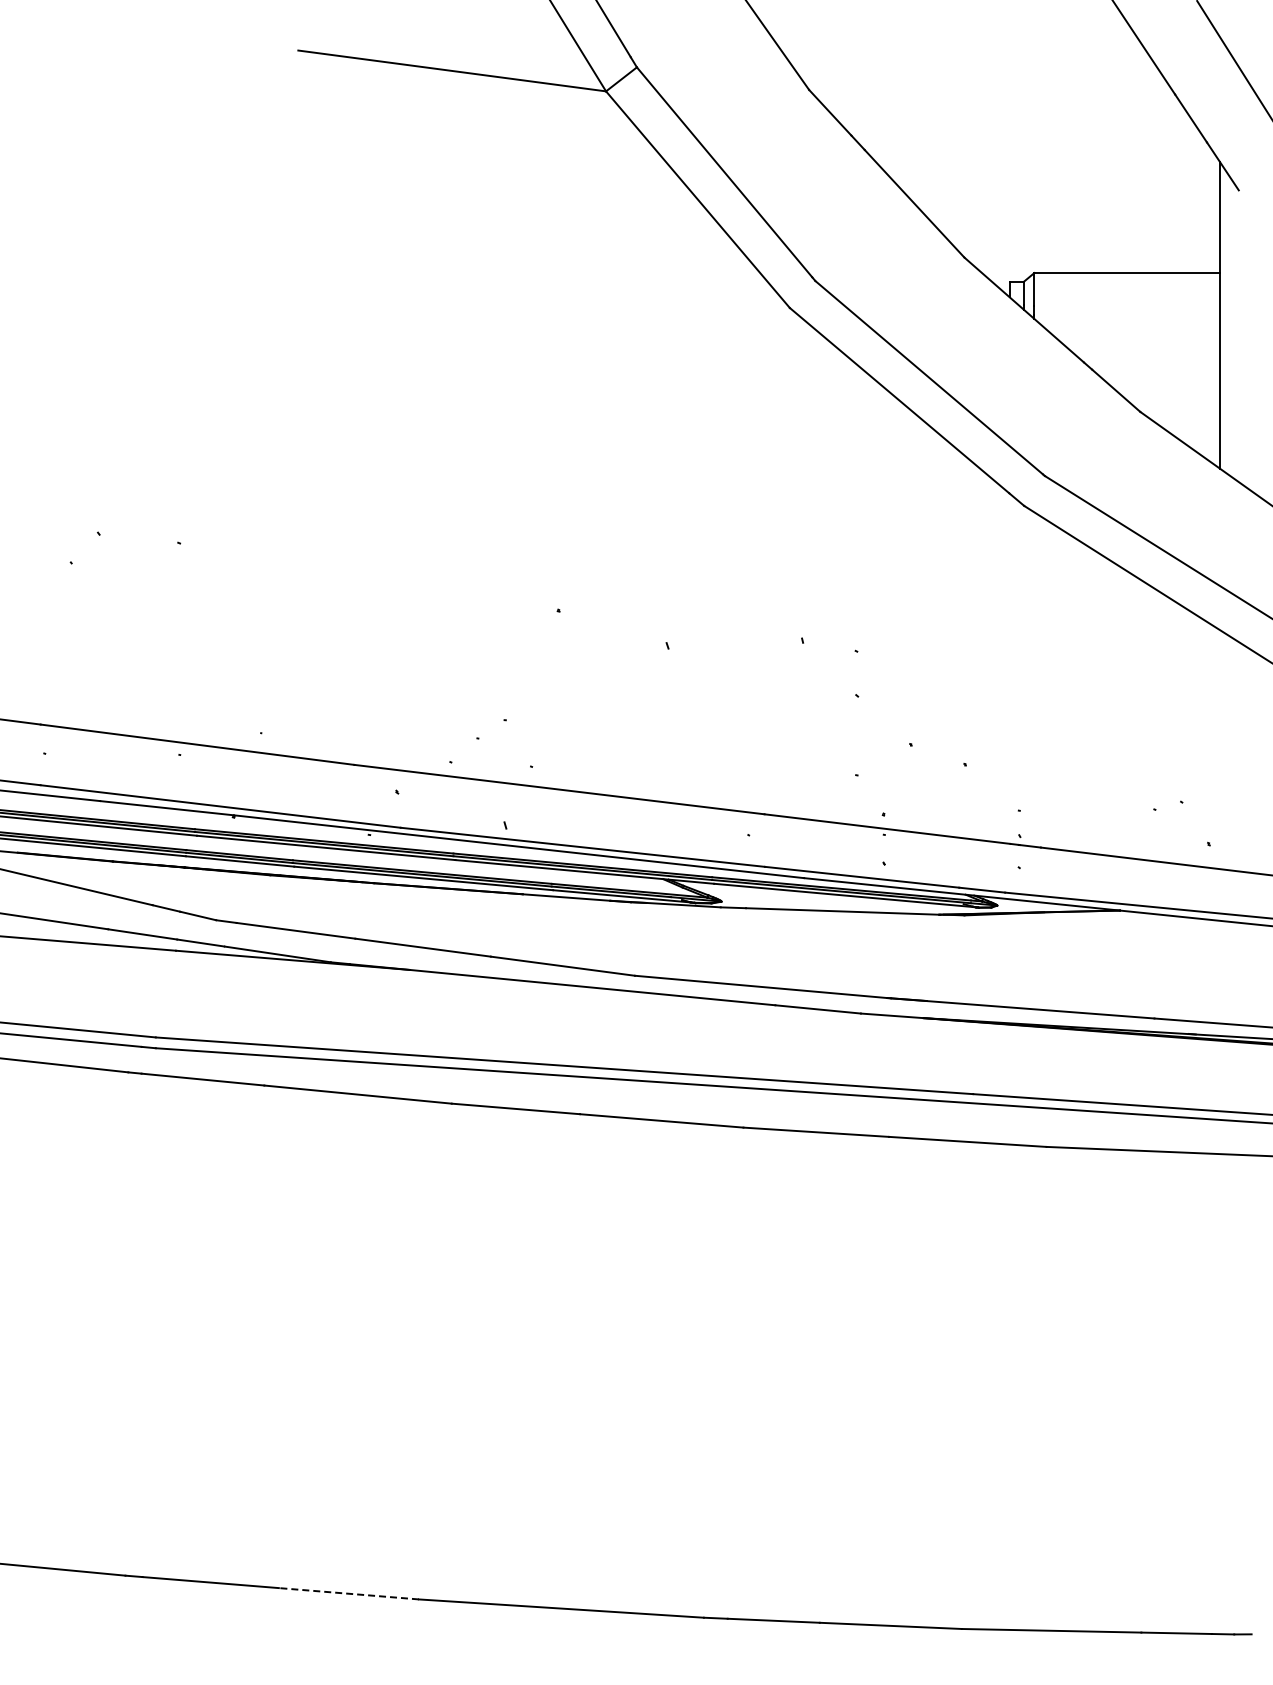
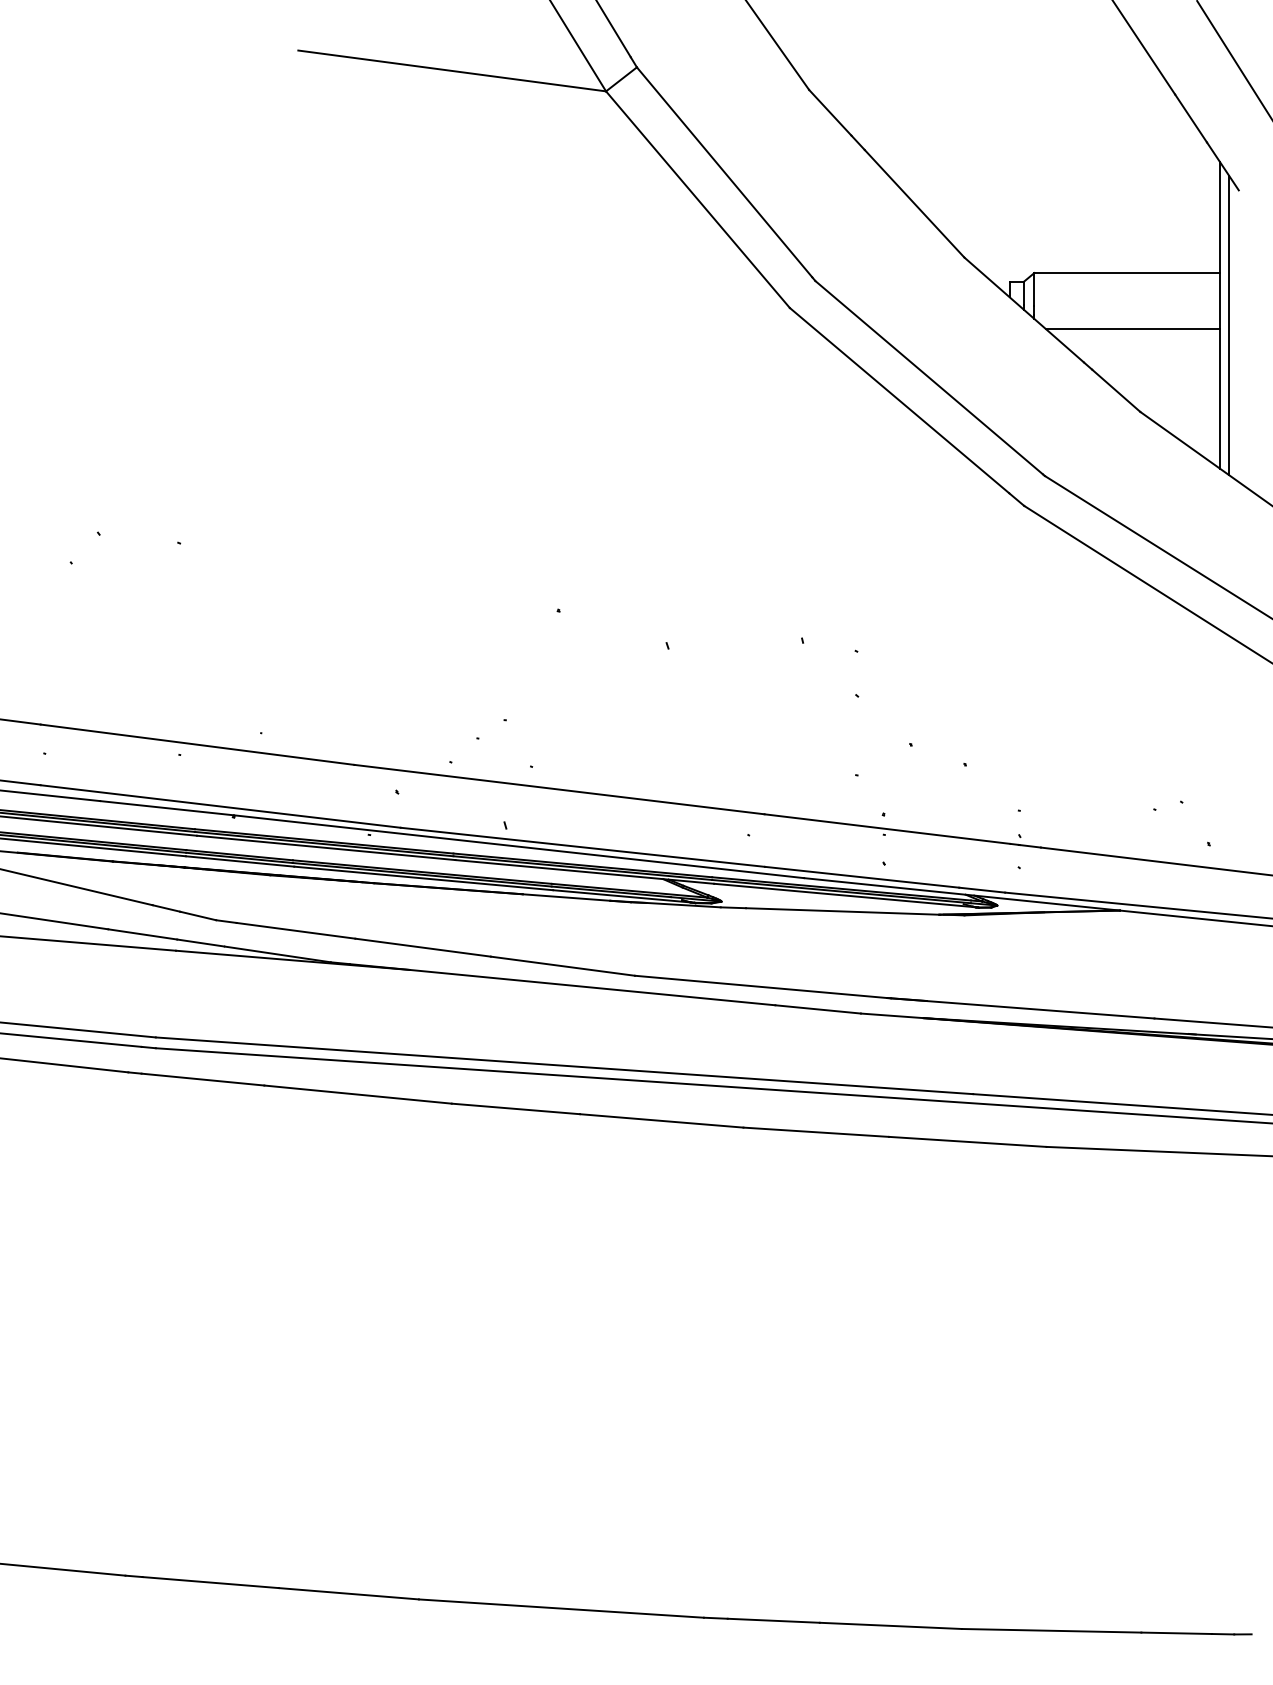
line: none -> present (1229, 325)
line: none -> present (1132, 329)
line: dashed -> solid (348, 1593)
